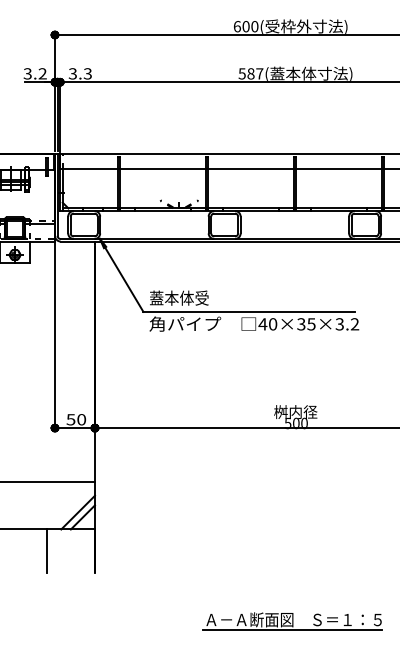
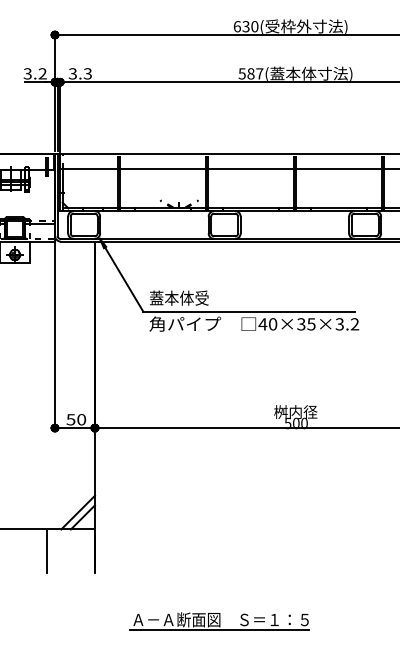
text: 600( -> 630( (245, 26)
line: present -> none (48, 481)
part position: (292, 621) -> (219, 621) (219, 621)
